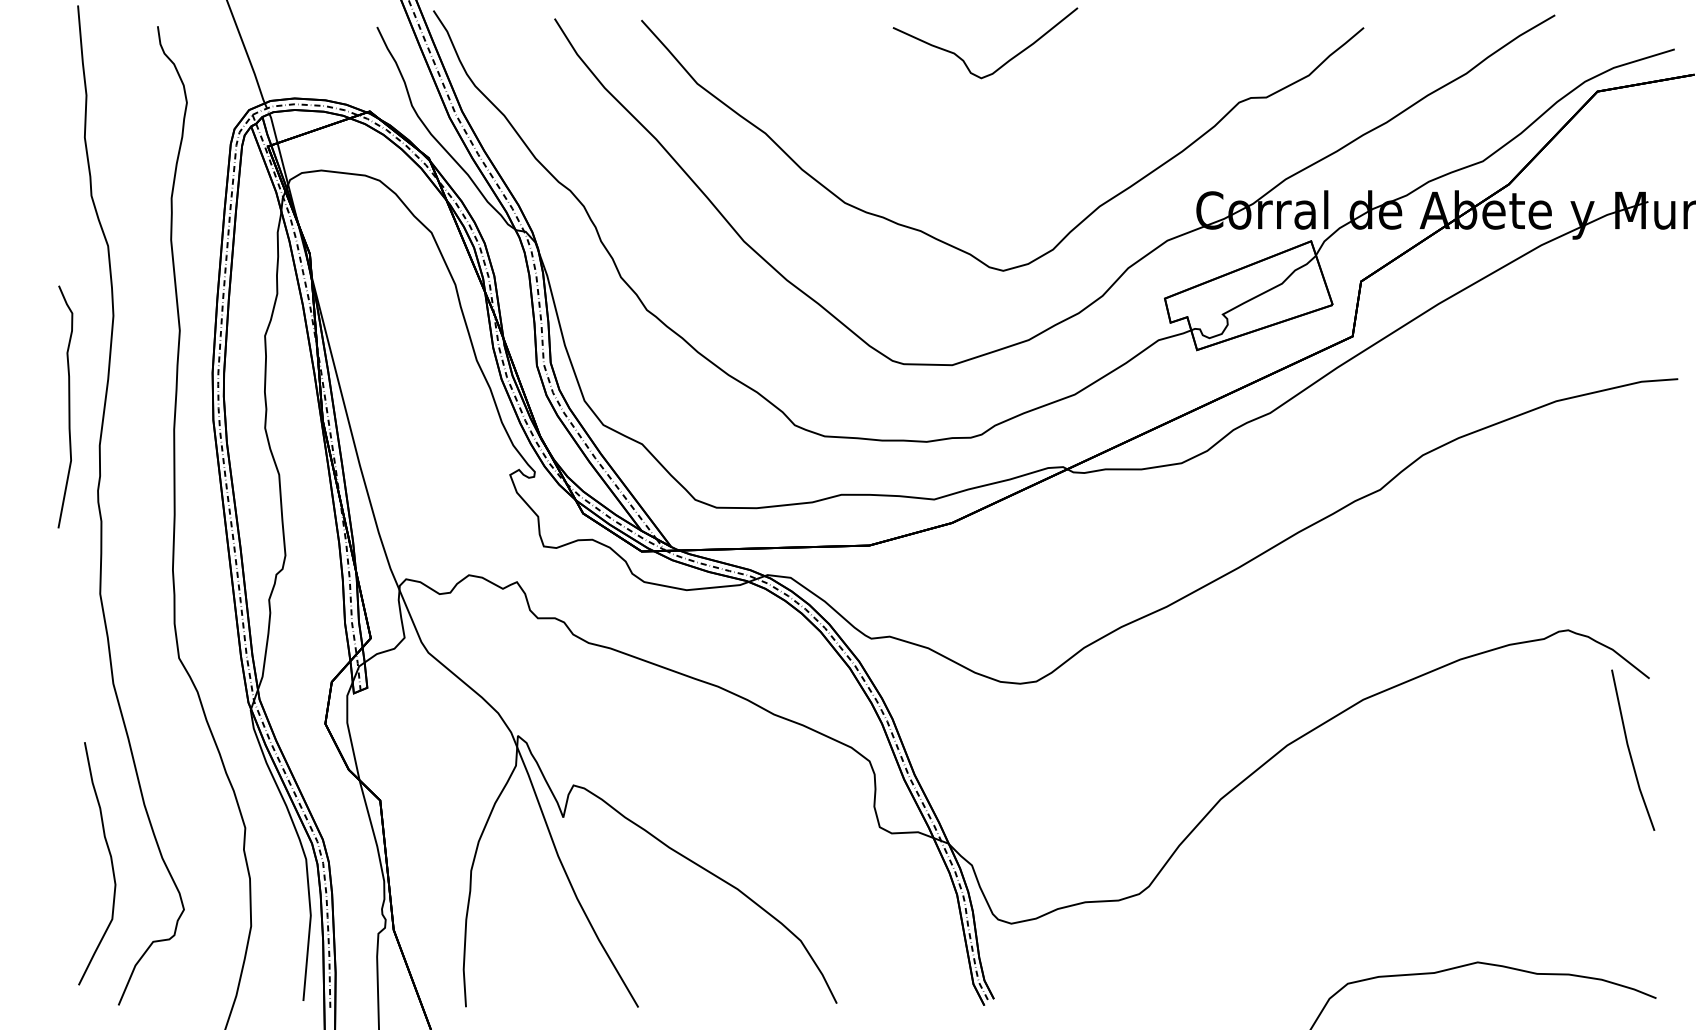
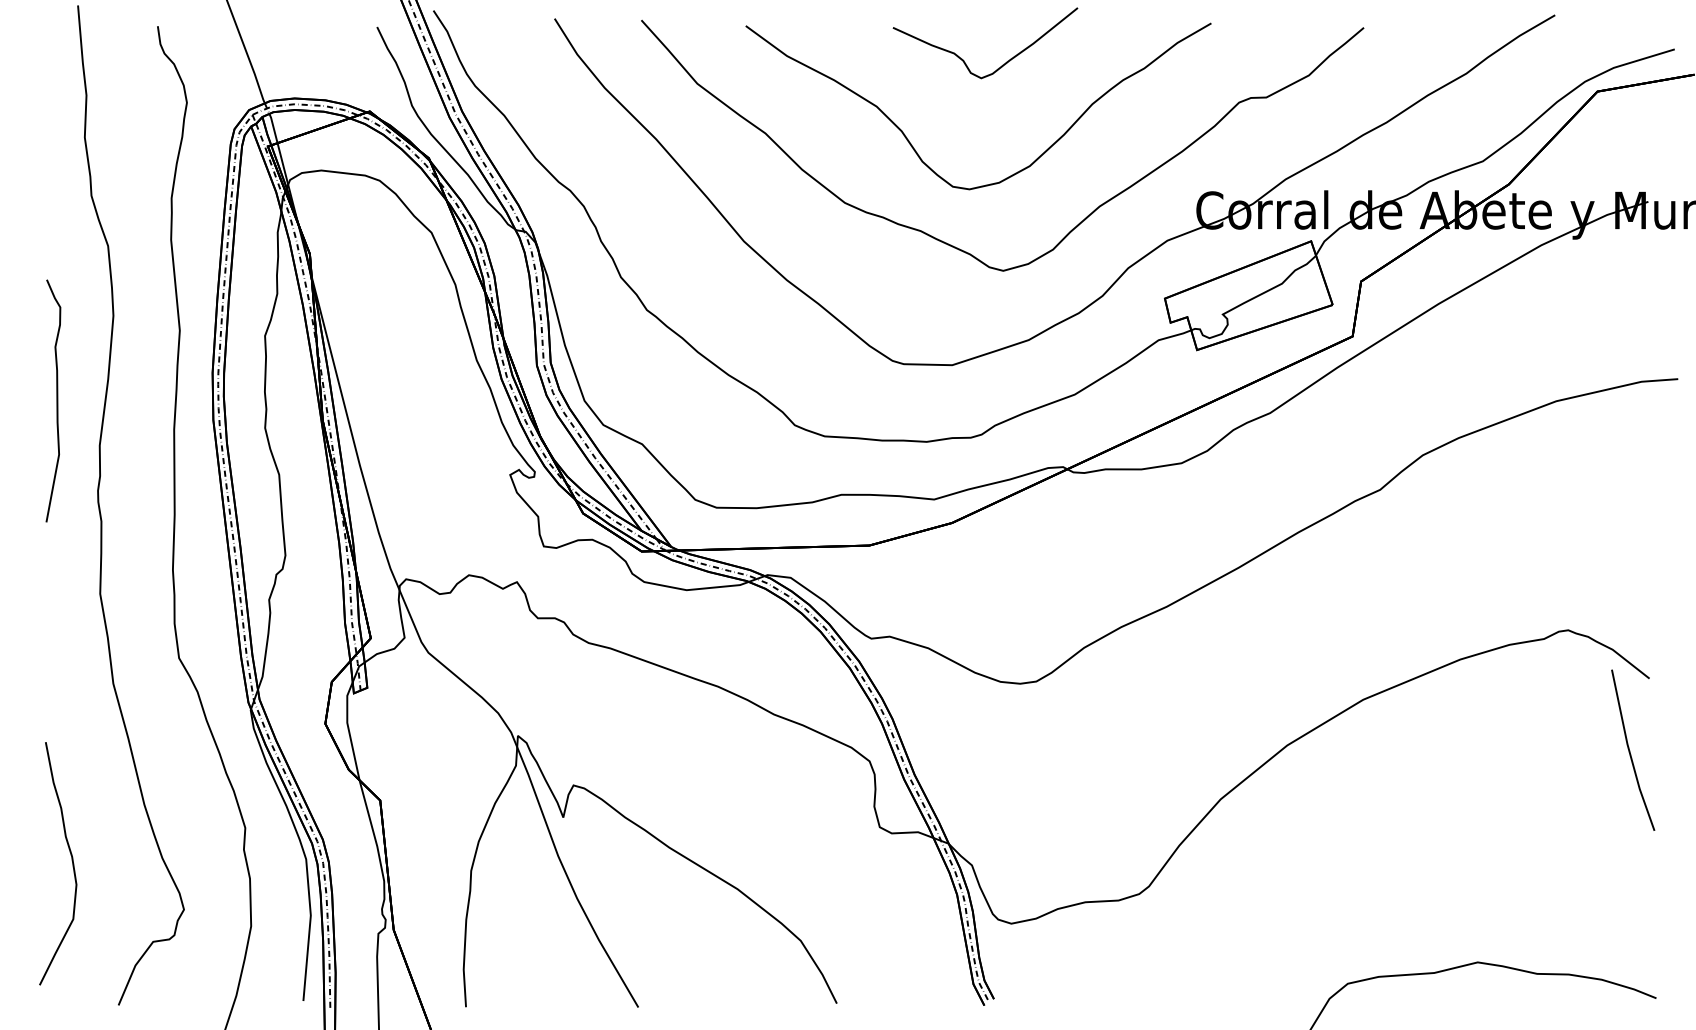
curve: none -> present (1013, 173)
curve position: (68, 406) -> (56, 400) (56, 400)
curve position: (110, 860) -> (71, 860) (71, 860)
